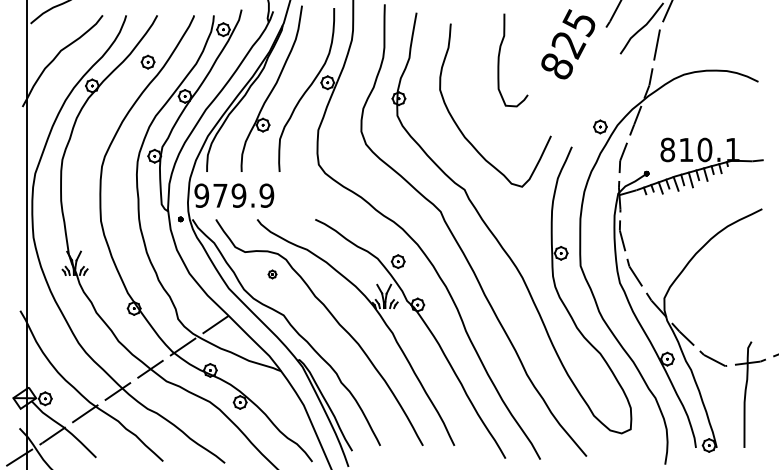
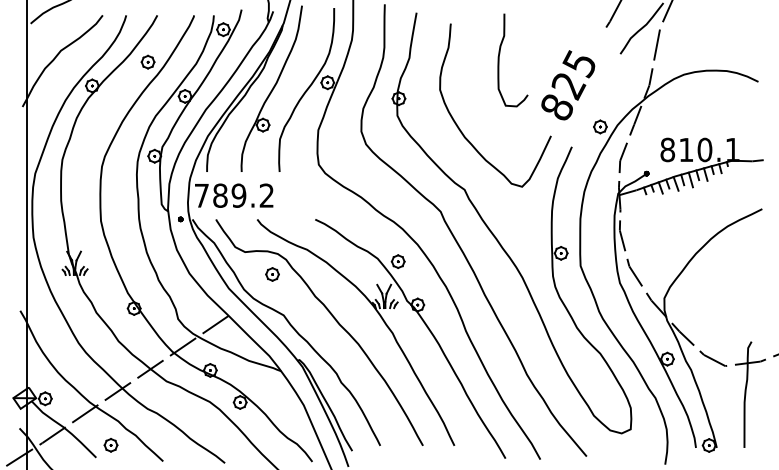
text position: (568, 44) -> (568, 85) (568, 85)
text: 979.9 -> 789.2 (234, 195)
part size: 11x11 px -> 15x15 px (272, 274)
part: none -> present (110, 445)
